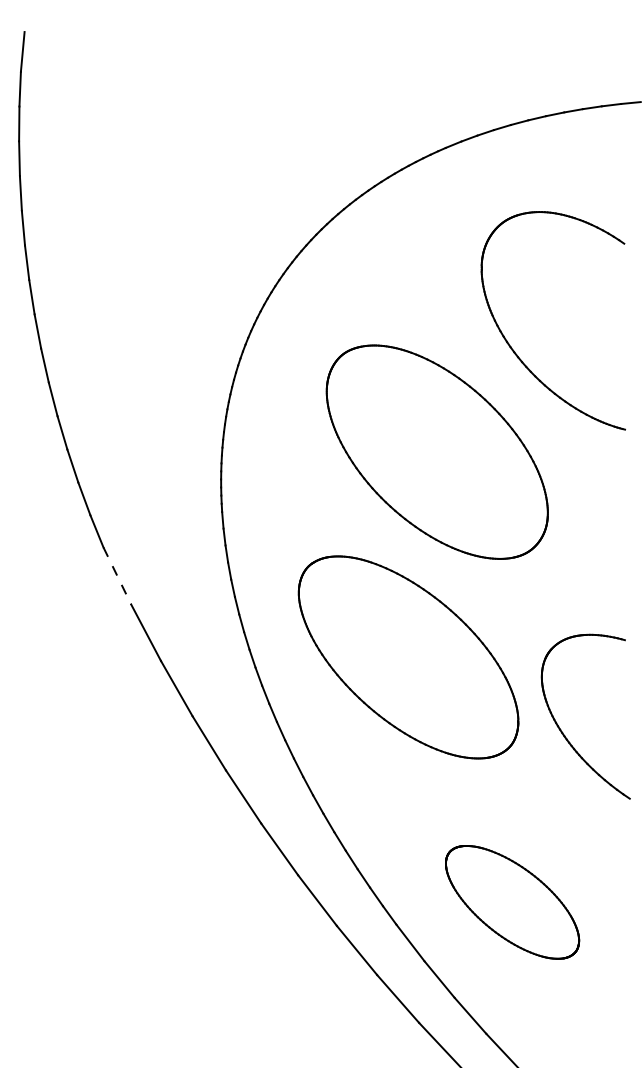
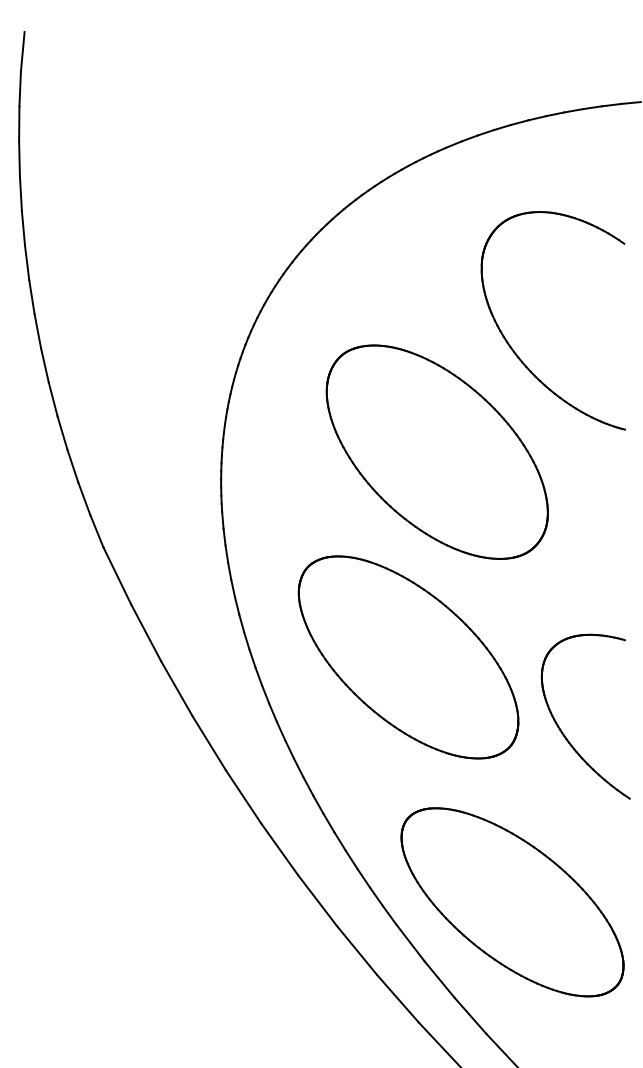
line: dashed -> solid (117, 576)
part size: 136x115 px -> 225x191 px (512, 902)
